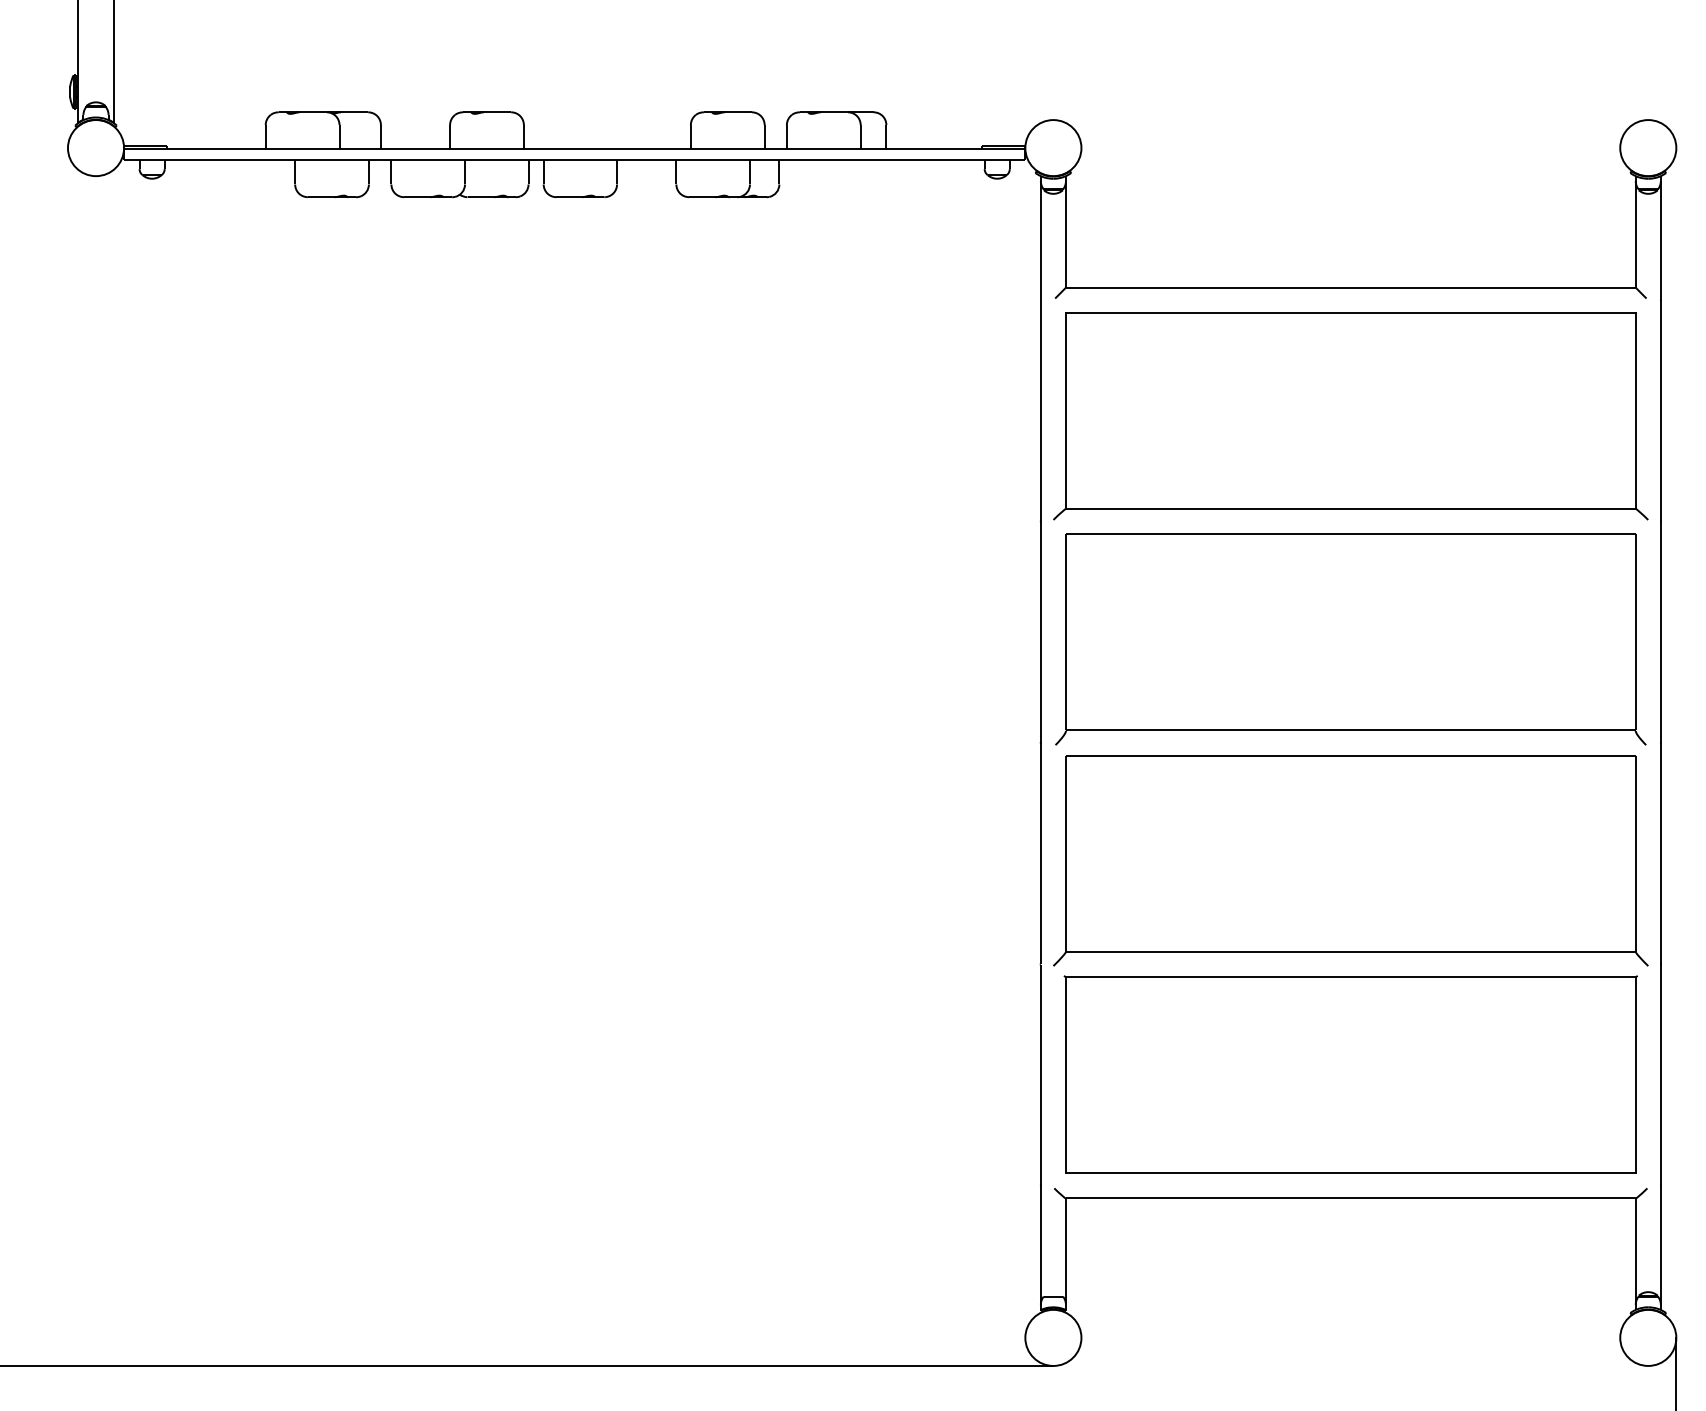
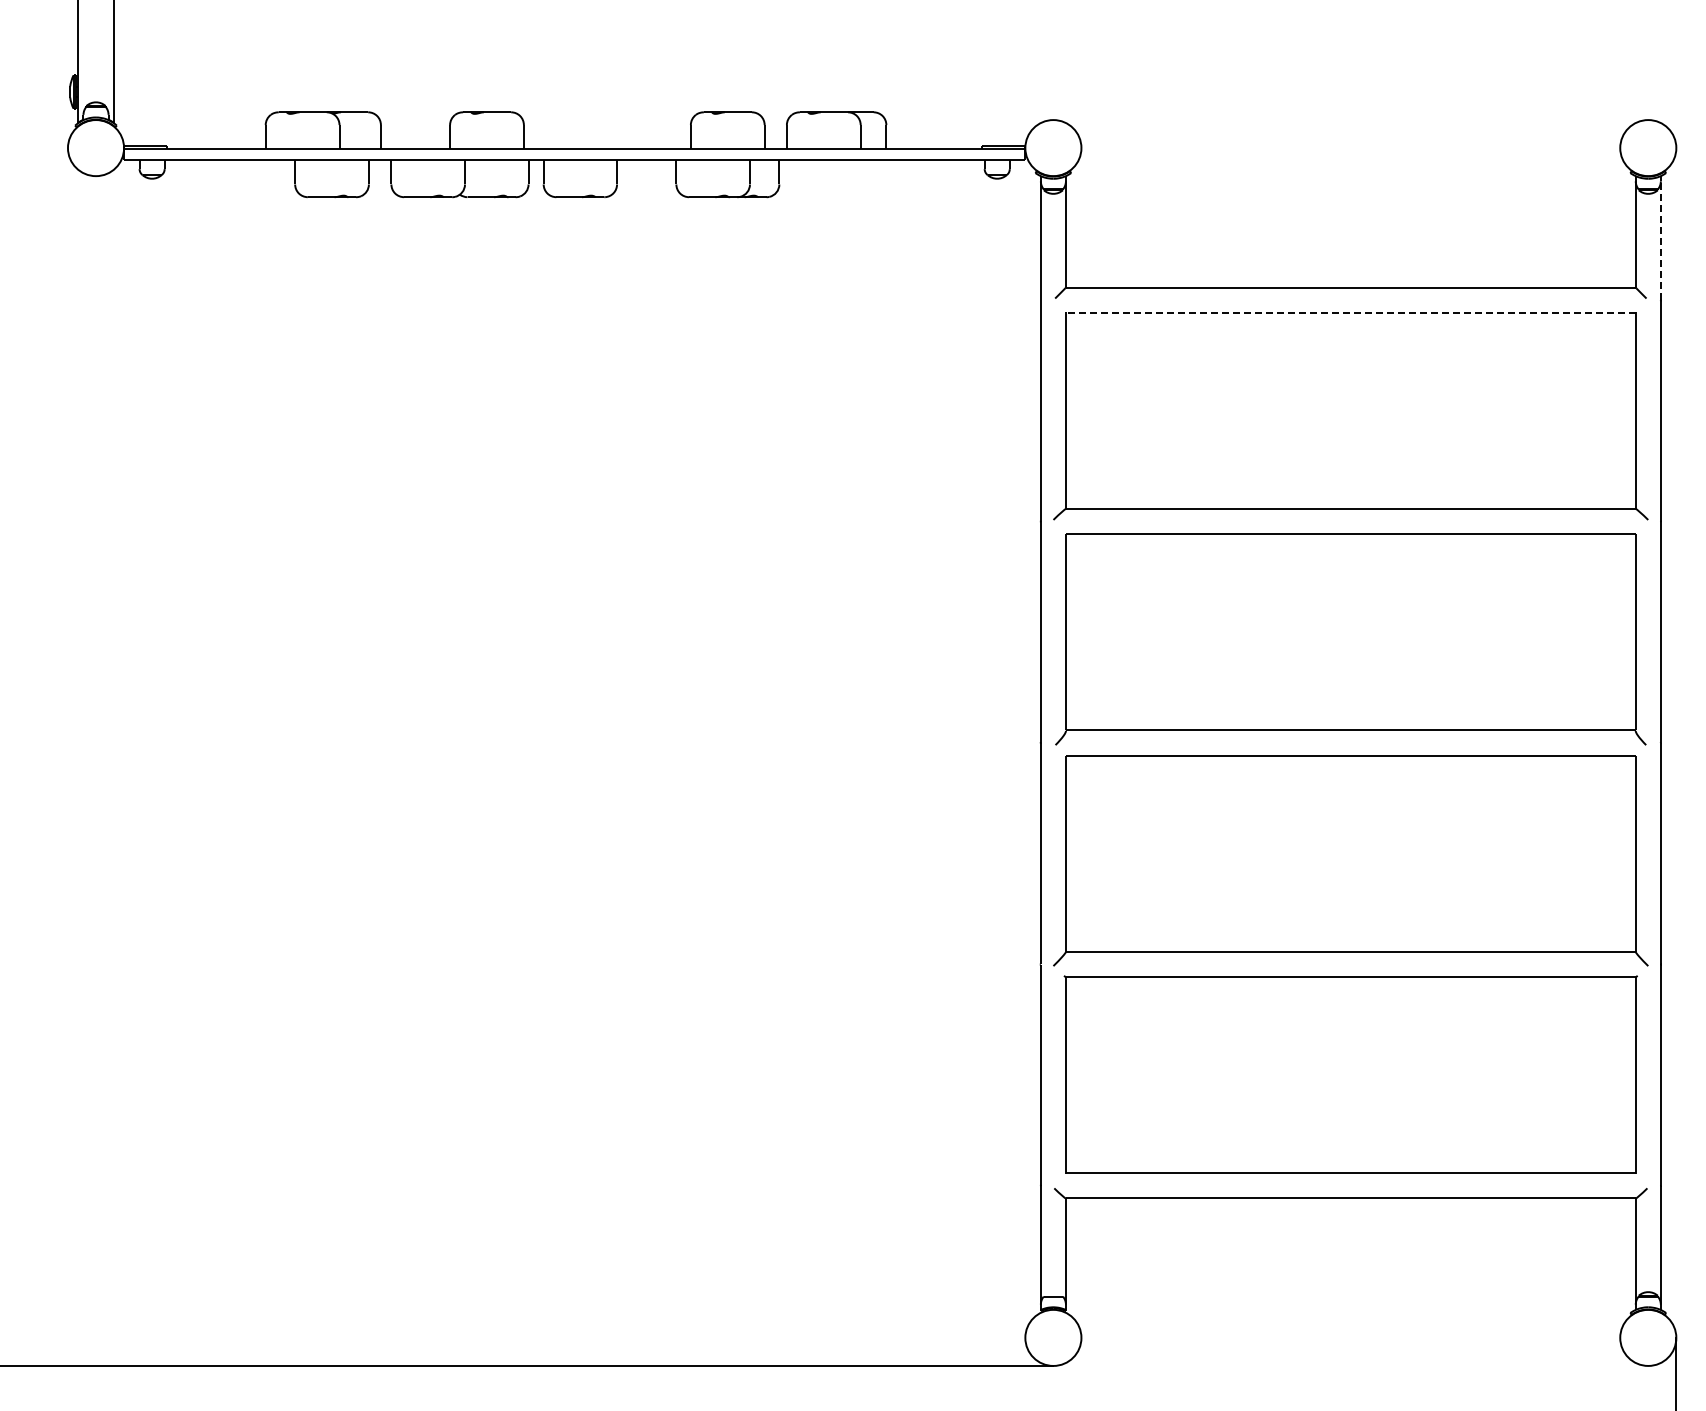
line: solid -> dashed (1660, 240)
line: solid -> dashed (1350, 312)
